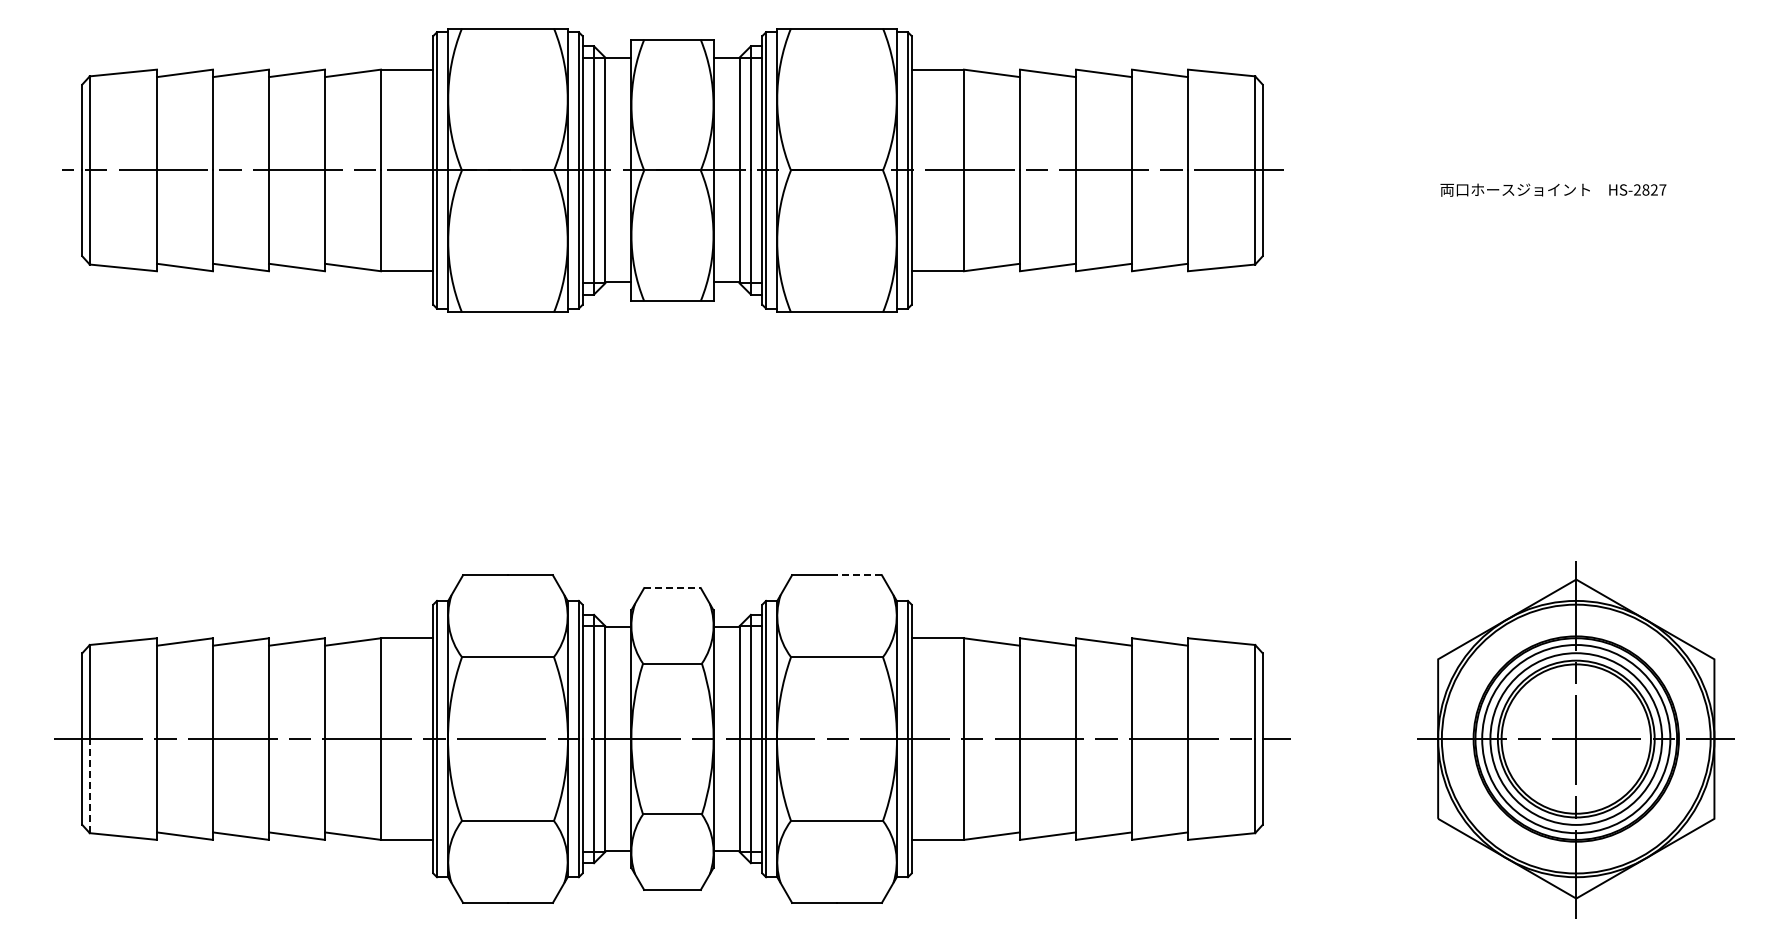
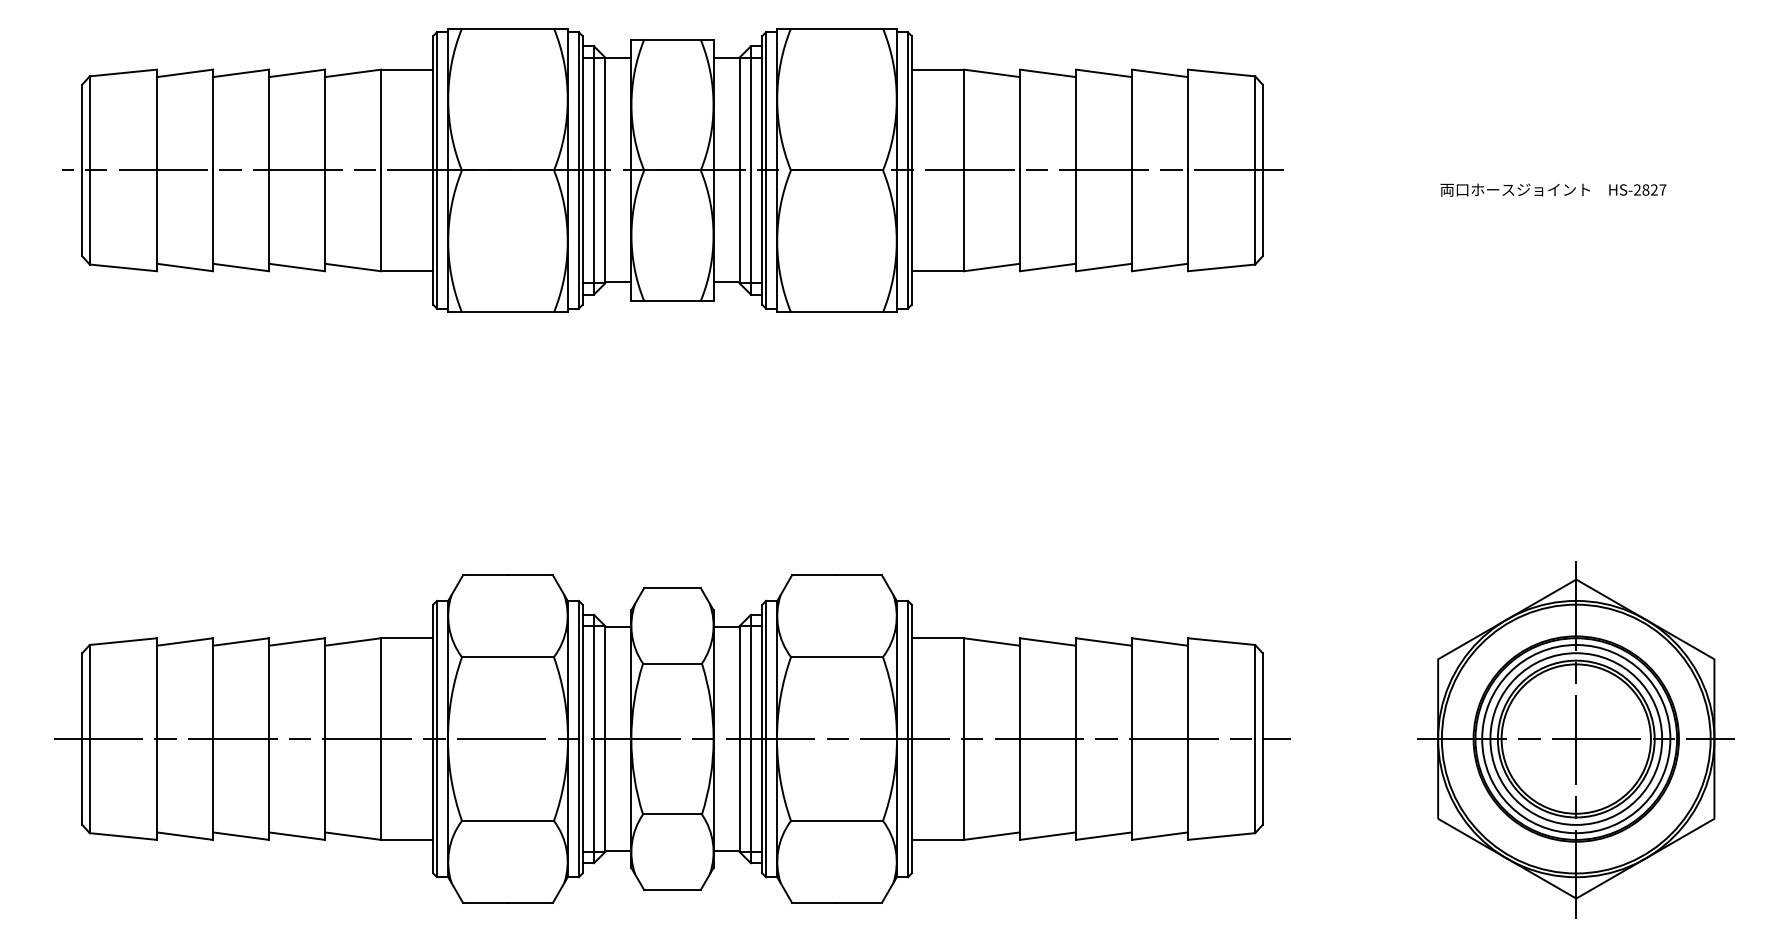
line: dashed -> solid (858, 575)
line: dashed -> solid (673, 588)
line: dashed -> solid (89, 785)
